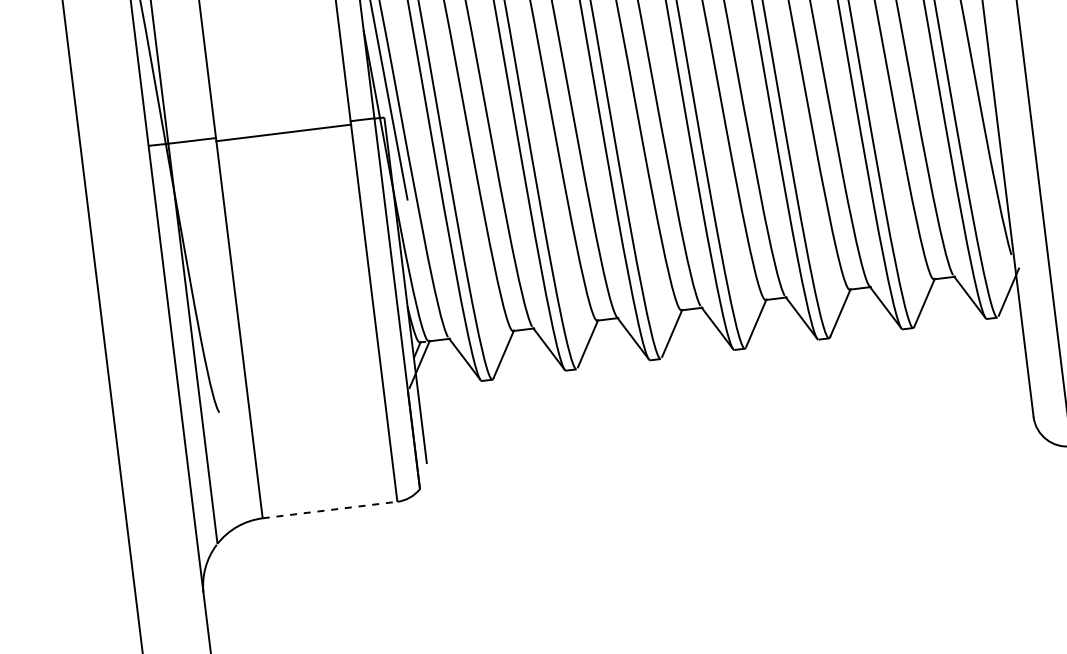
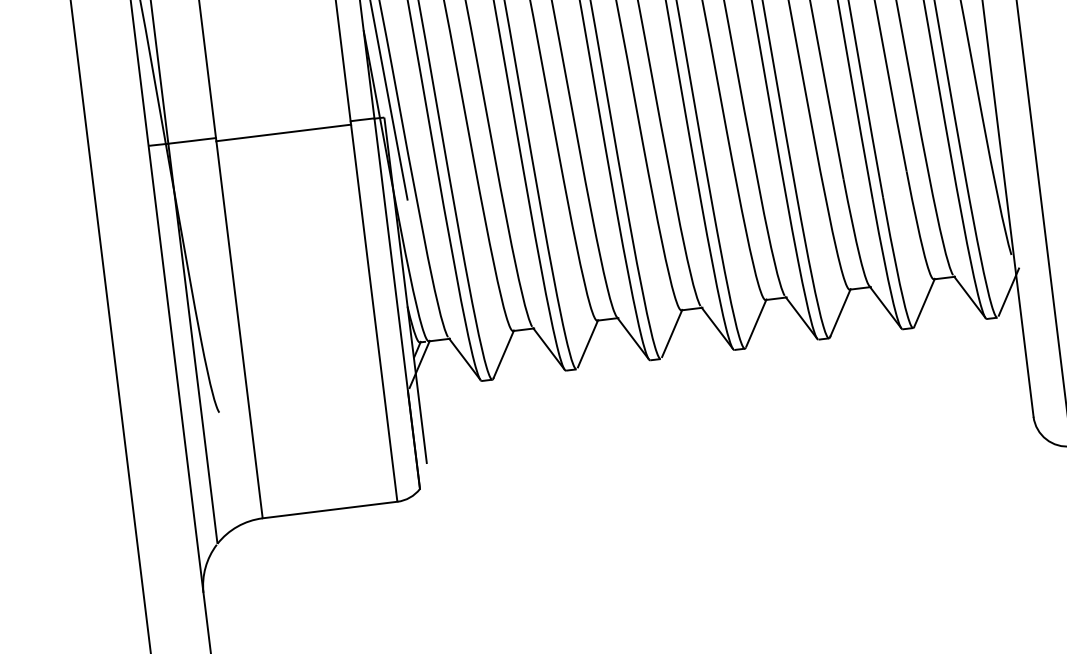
line position: (102, 326) -> (110, 326) (110, 326)
line: dashed -> solid (330, 510)
